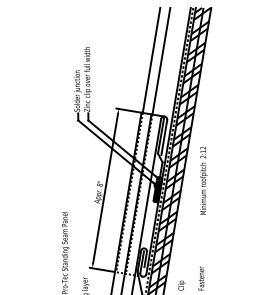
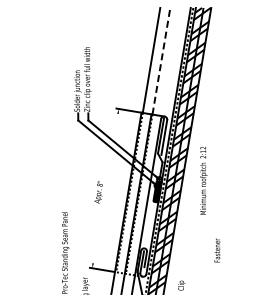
line: solid -> dashed (161, 60)
line: present -> none (105, 188)
text position: (201, 278) -> (217, 250) (217, 250)
